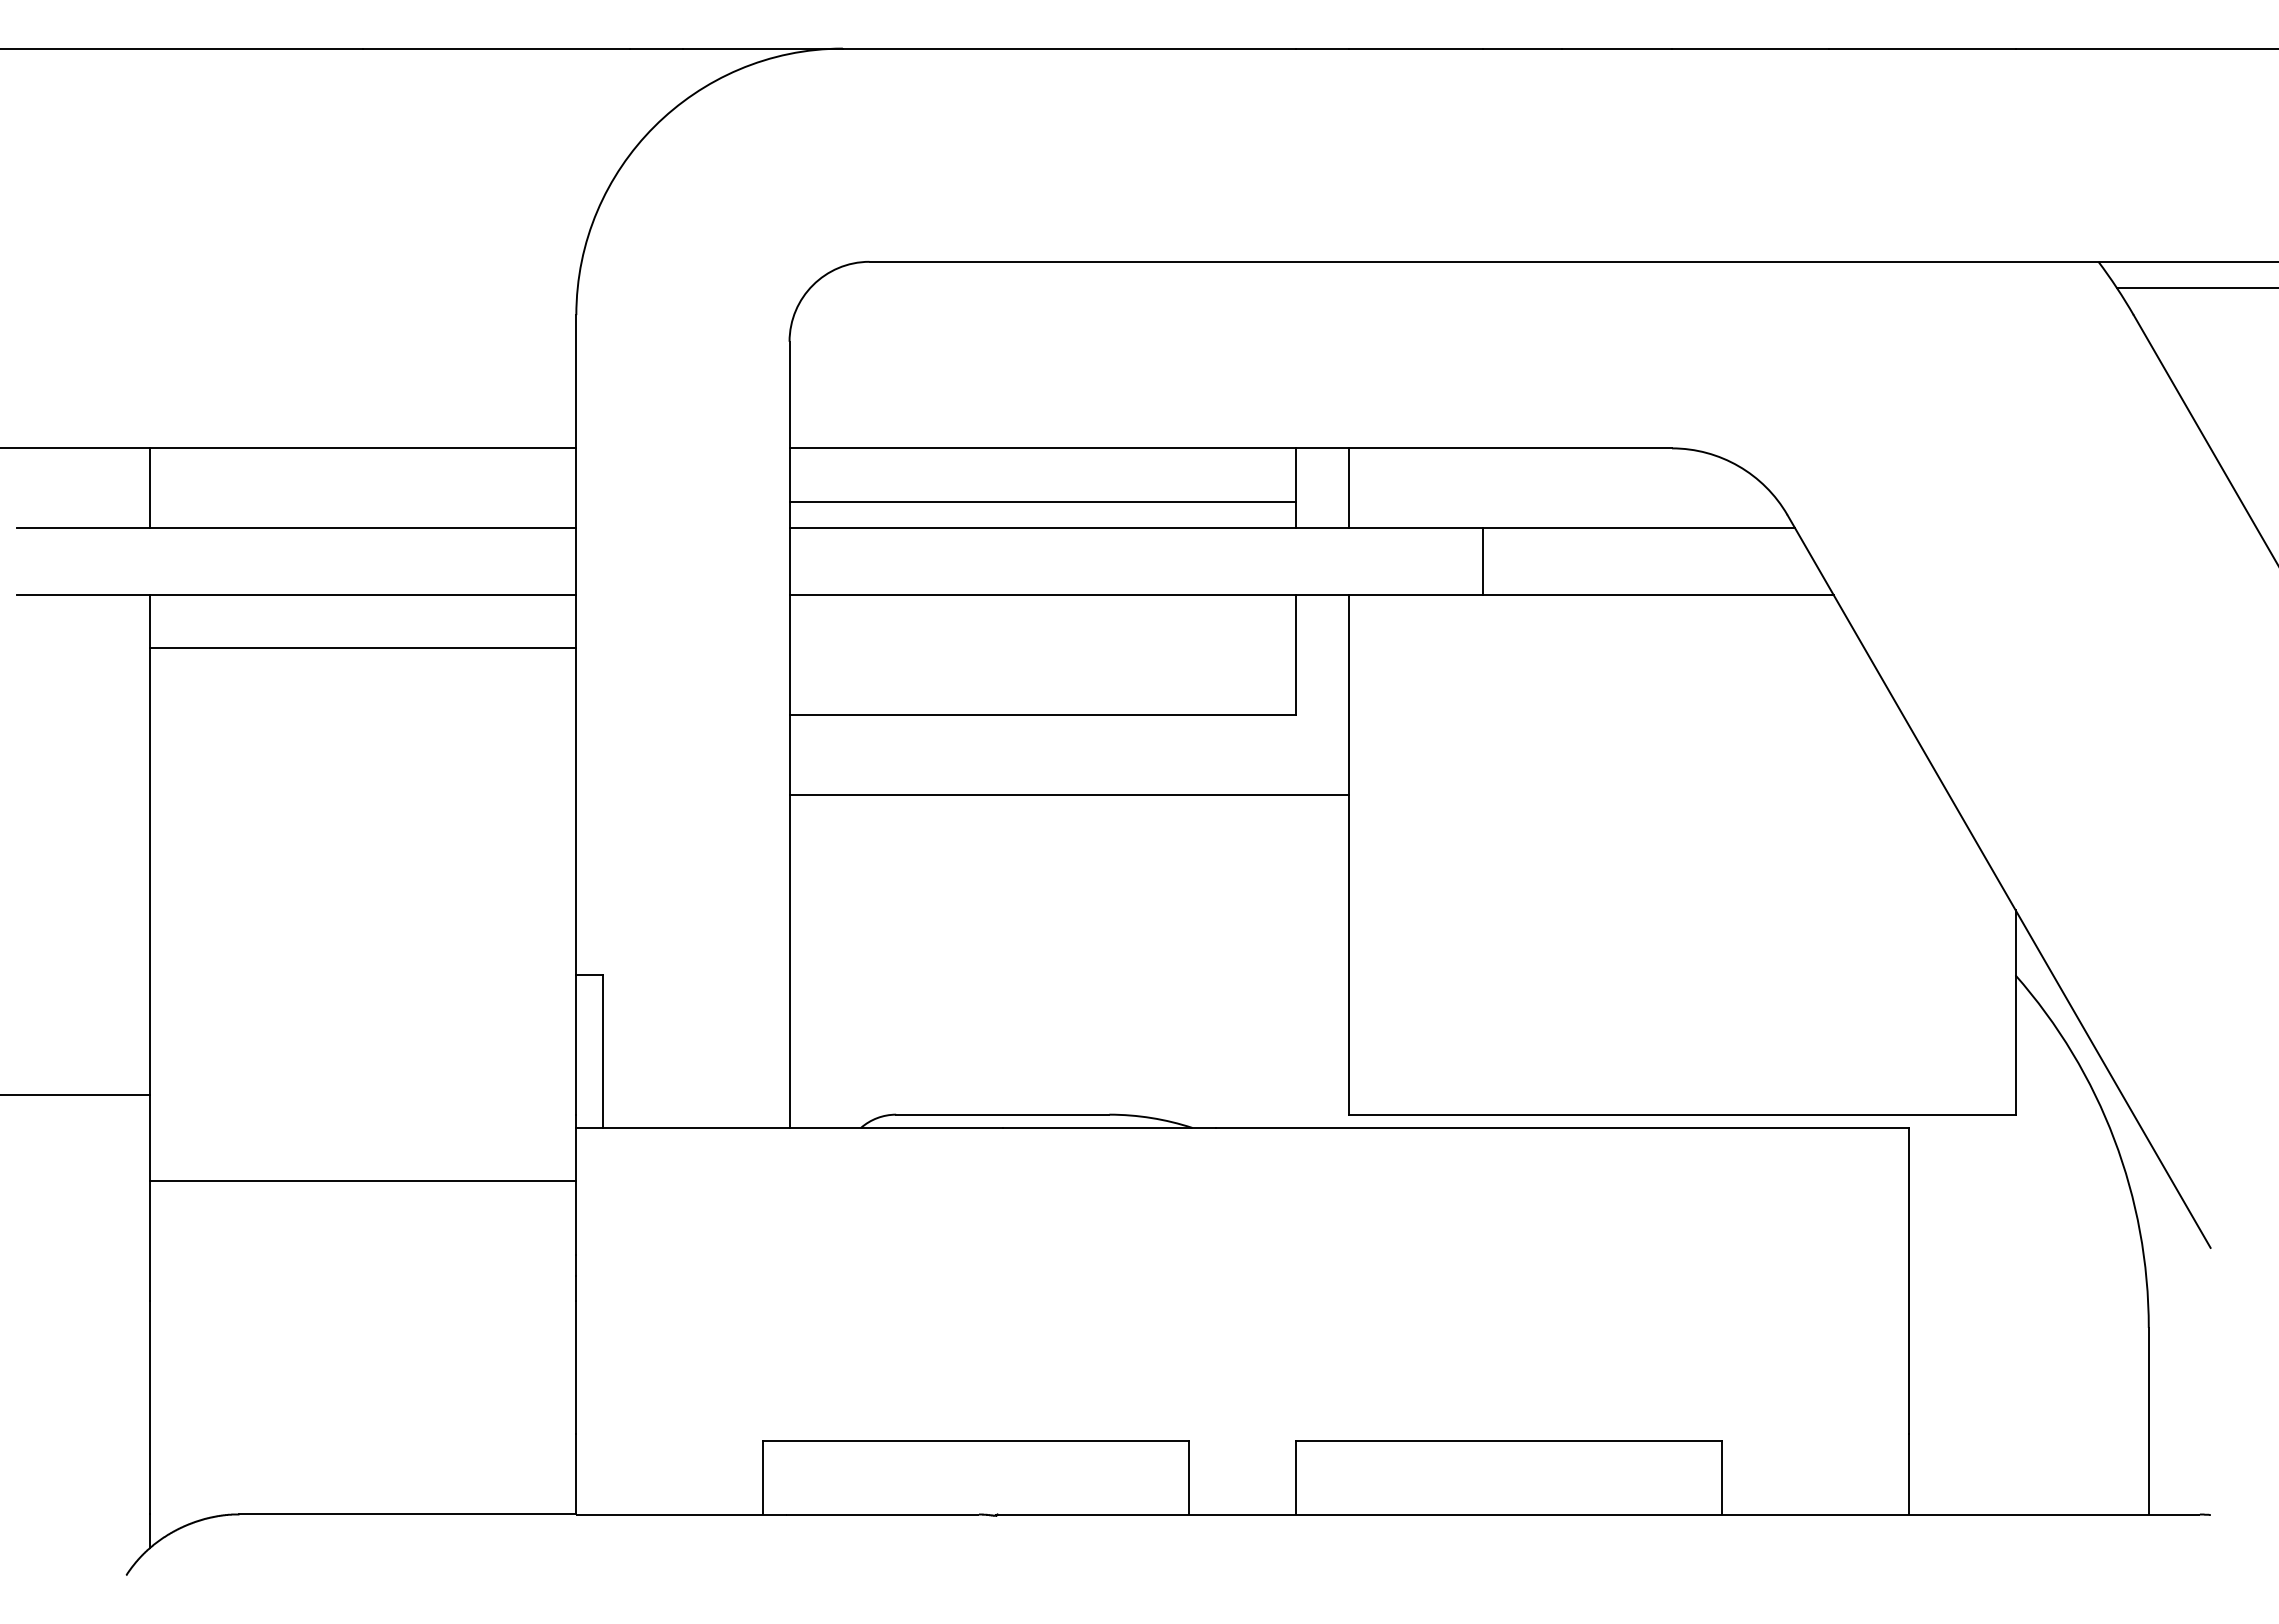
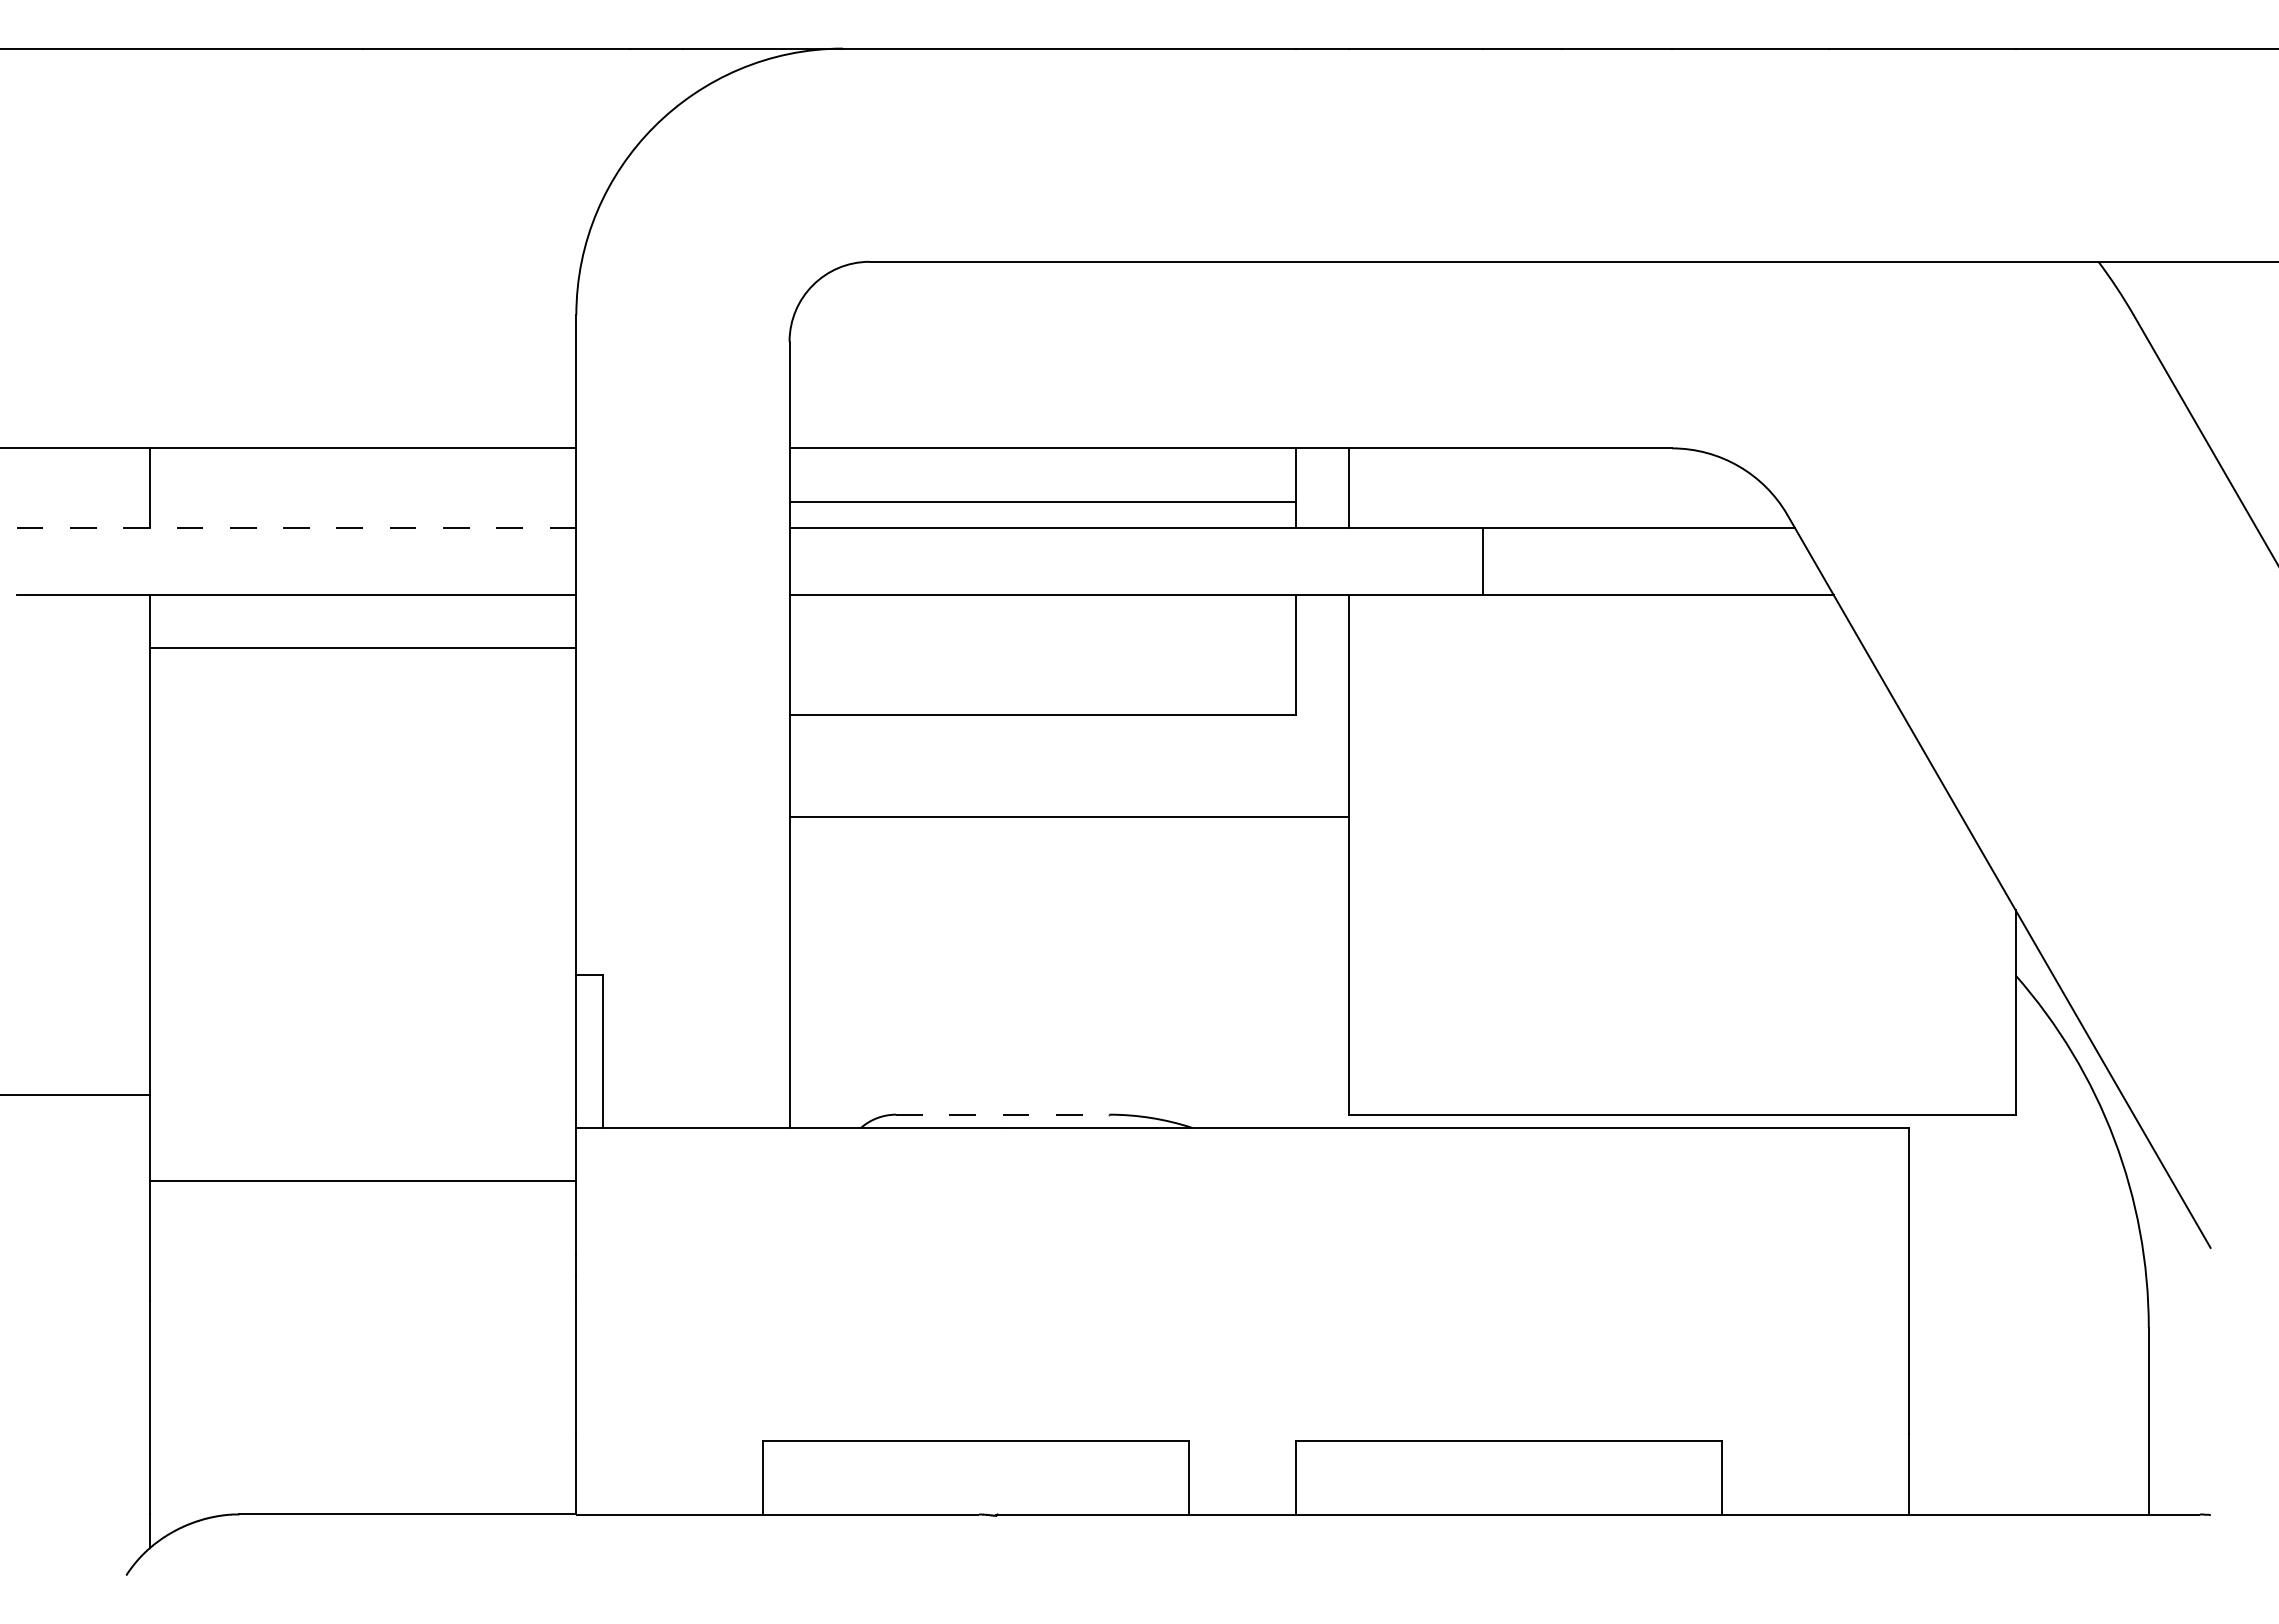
line: present -> none (2196, 288)
line: solid -> dashed (296, 528)
line position: (1069, 794) -> (1069, 816) (1069, 816)
line: solid -> dashed (1002, 1114)
